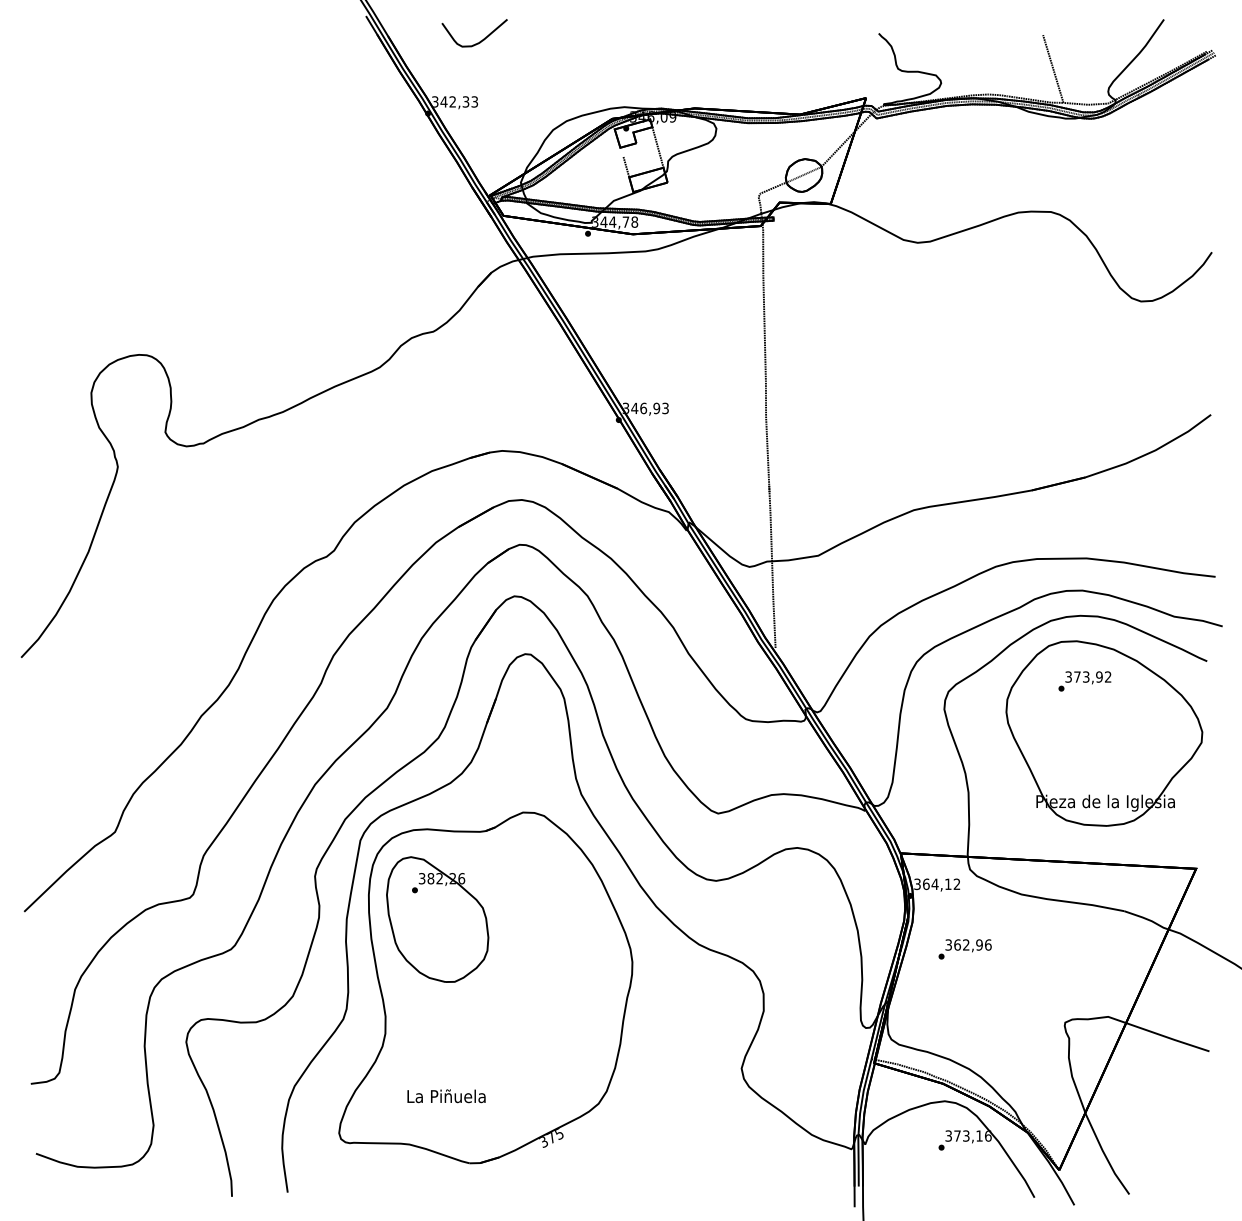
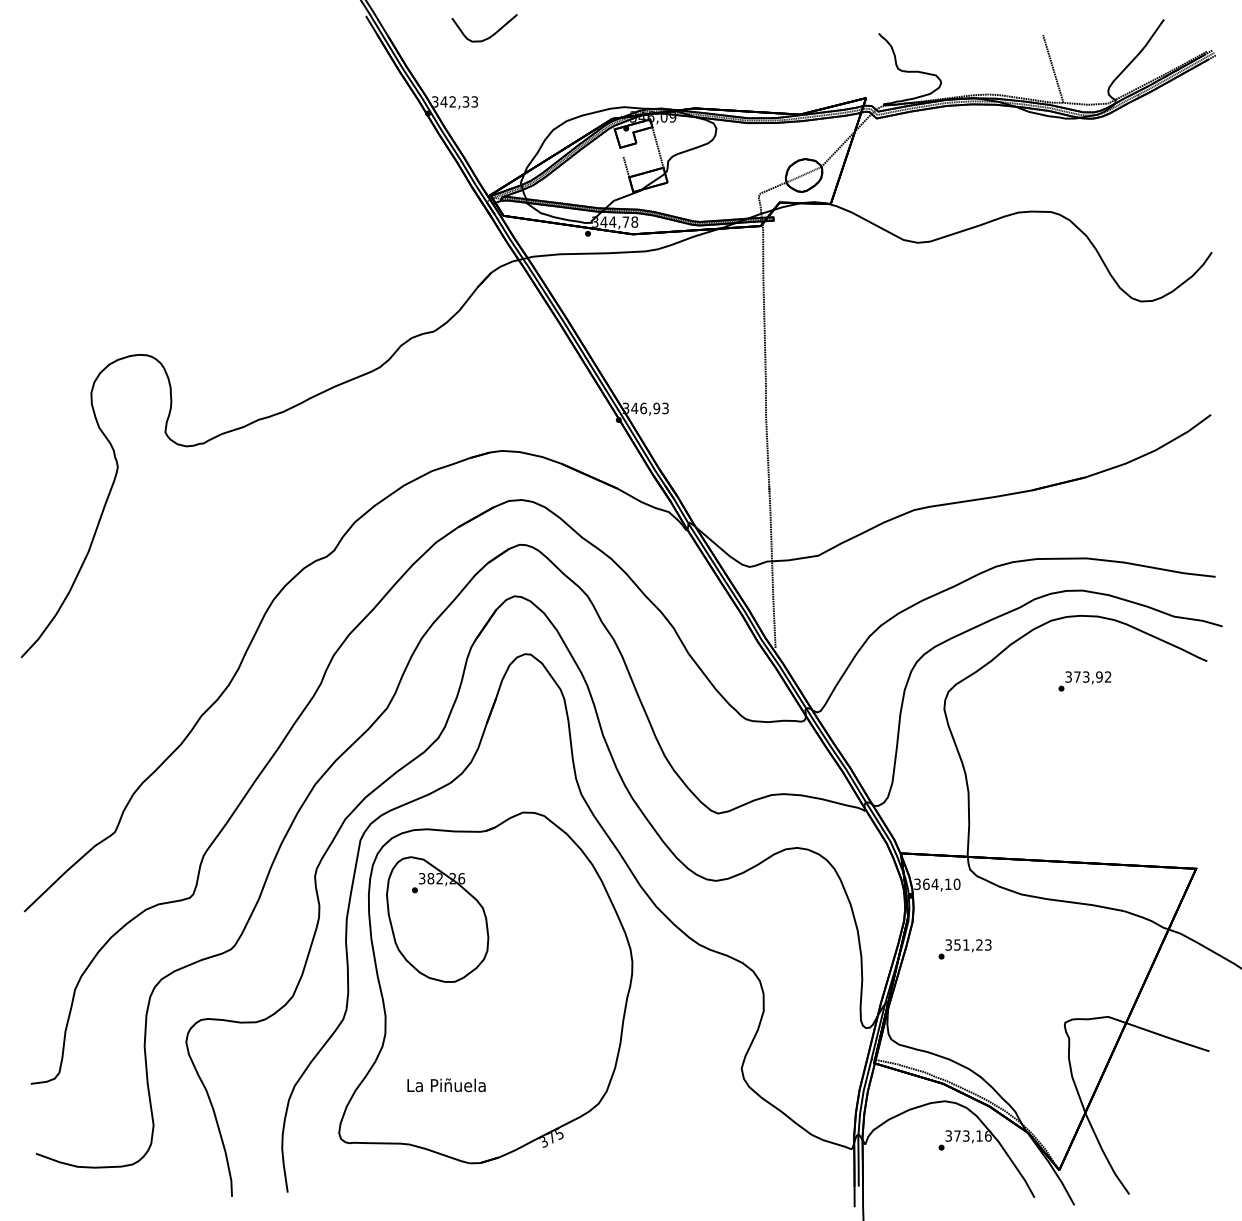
curve position: (480, 40) -> (490, 35) (490, 35)
part: present -> none (1104, 733)
text: 364,12 -> 364,10 (956, 883)
text: 362,96 -> 351,23 (972, 944)
text position: (446, 1096) -> (446, 1085) (446, 1085)
